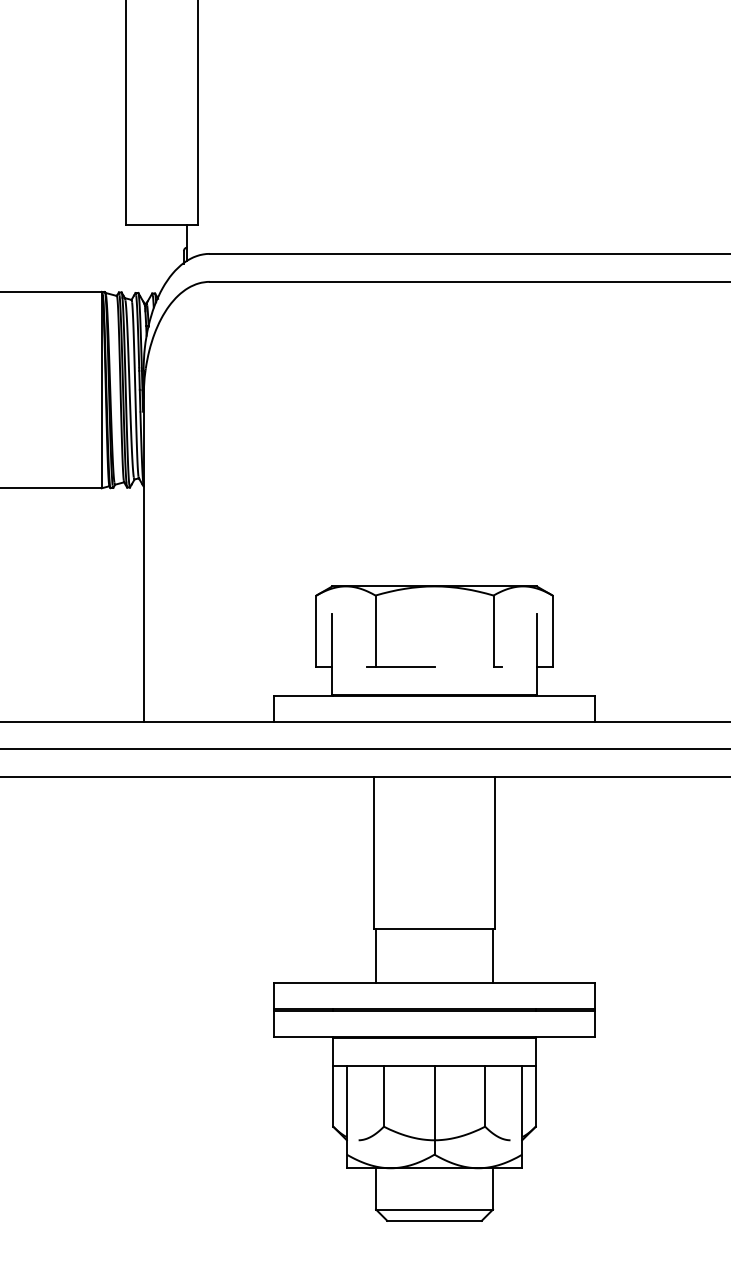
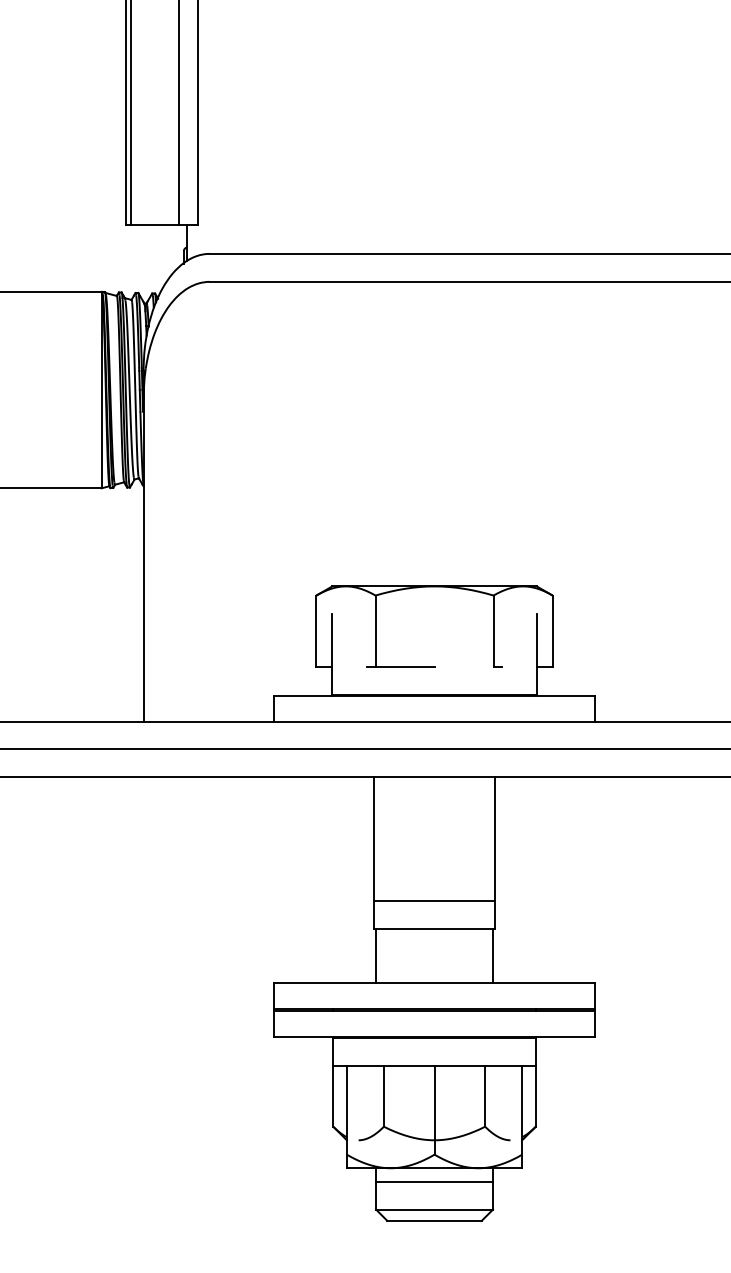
line: none -> present (131, 113)
line: none -> present (179, 113)
line: none -> present (434, 900)
line: none -> present (434, 1181)
